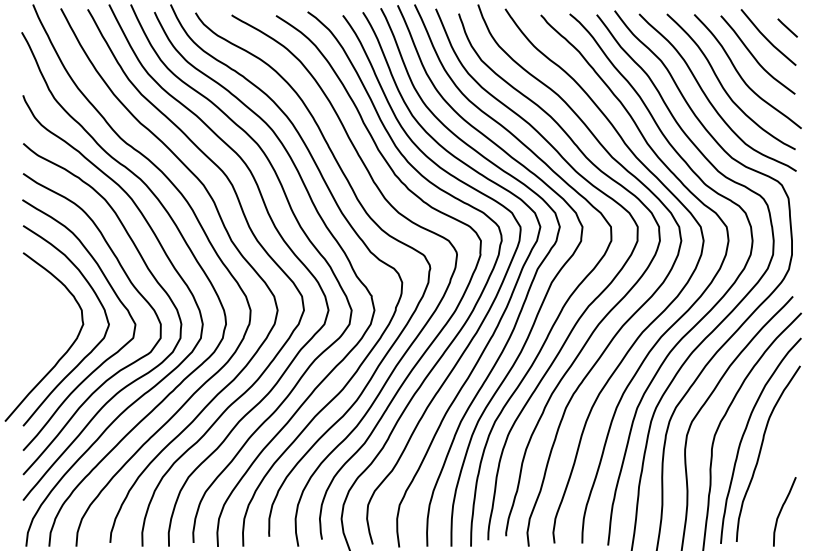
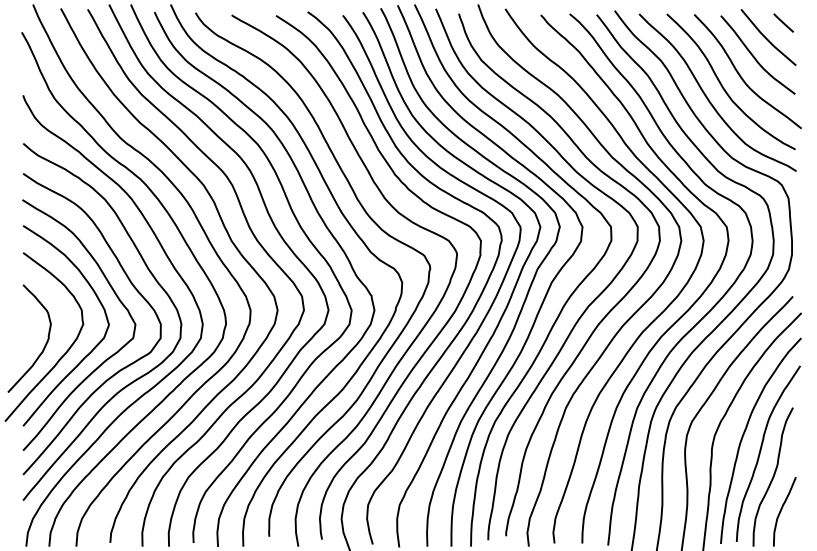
line position: (787, 27) -> (783, 22) (783, 22)
curve: none -> present (44, 345)
curve: none -> present (772, 476)
